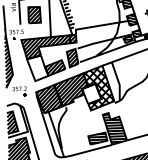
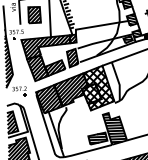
hatch: none -> present (37, 67)
hatch: none -> present (91, 94)
